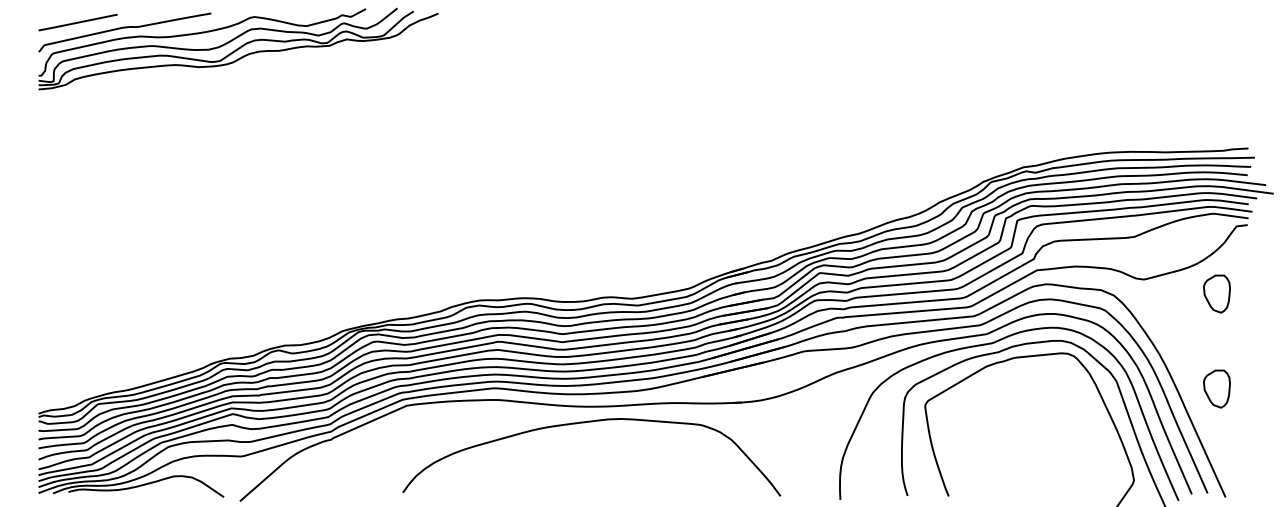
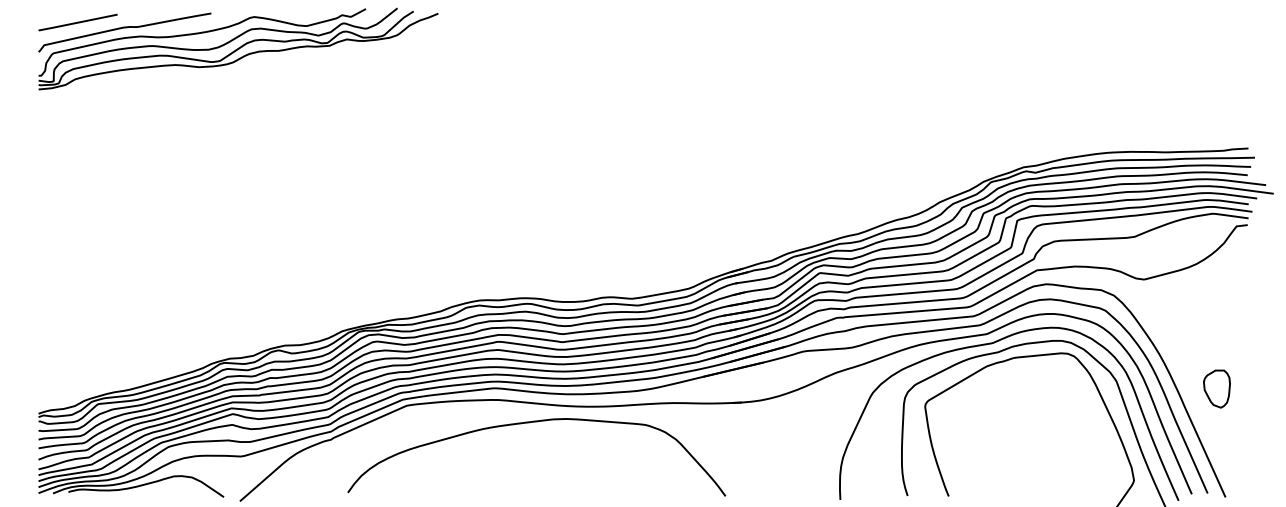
part: present -> none (1216, 293)
curve position: (584, 423) -> (529, 423) (529, 423)
